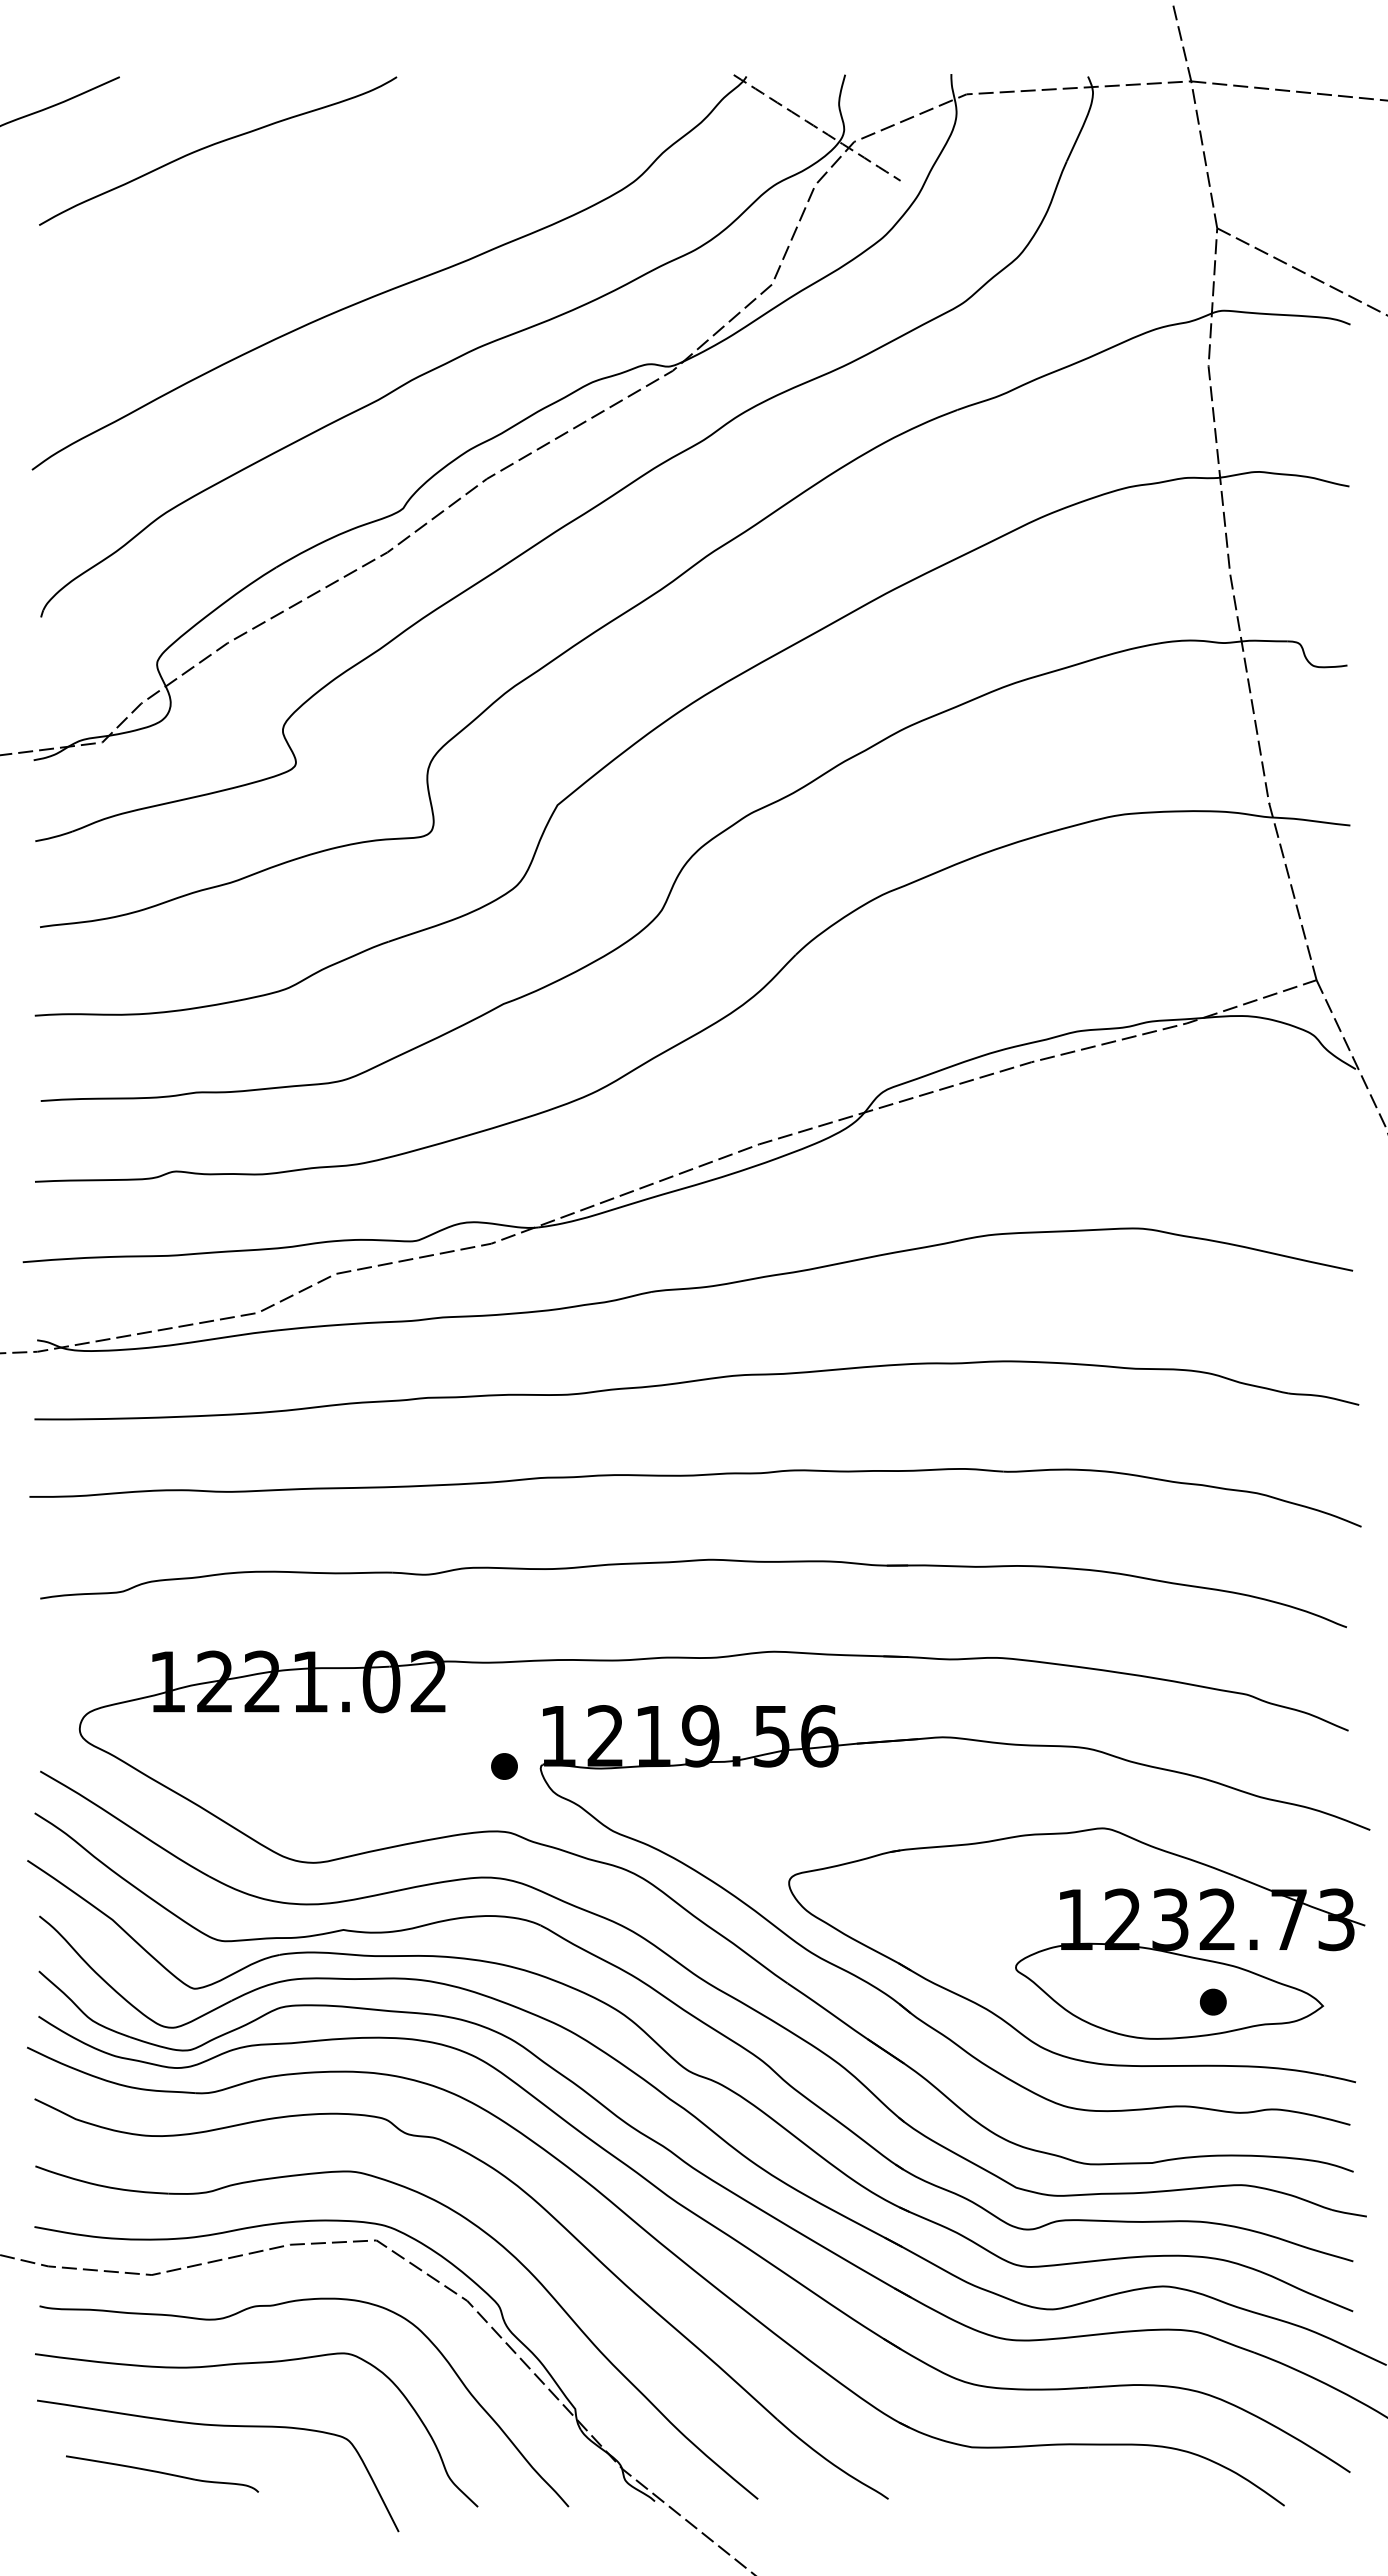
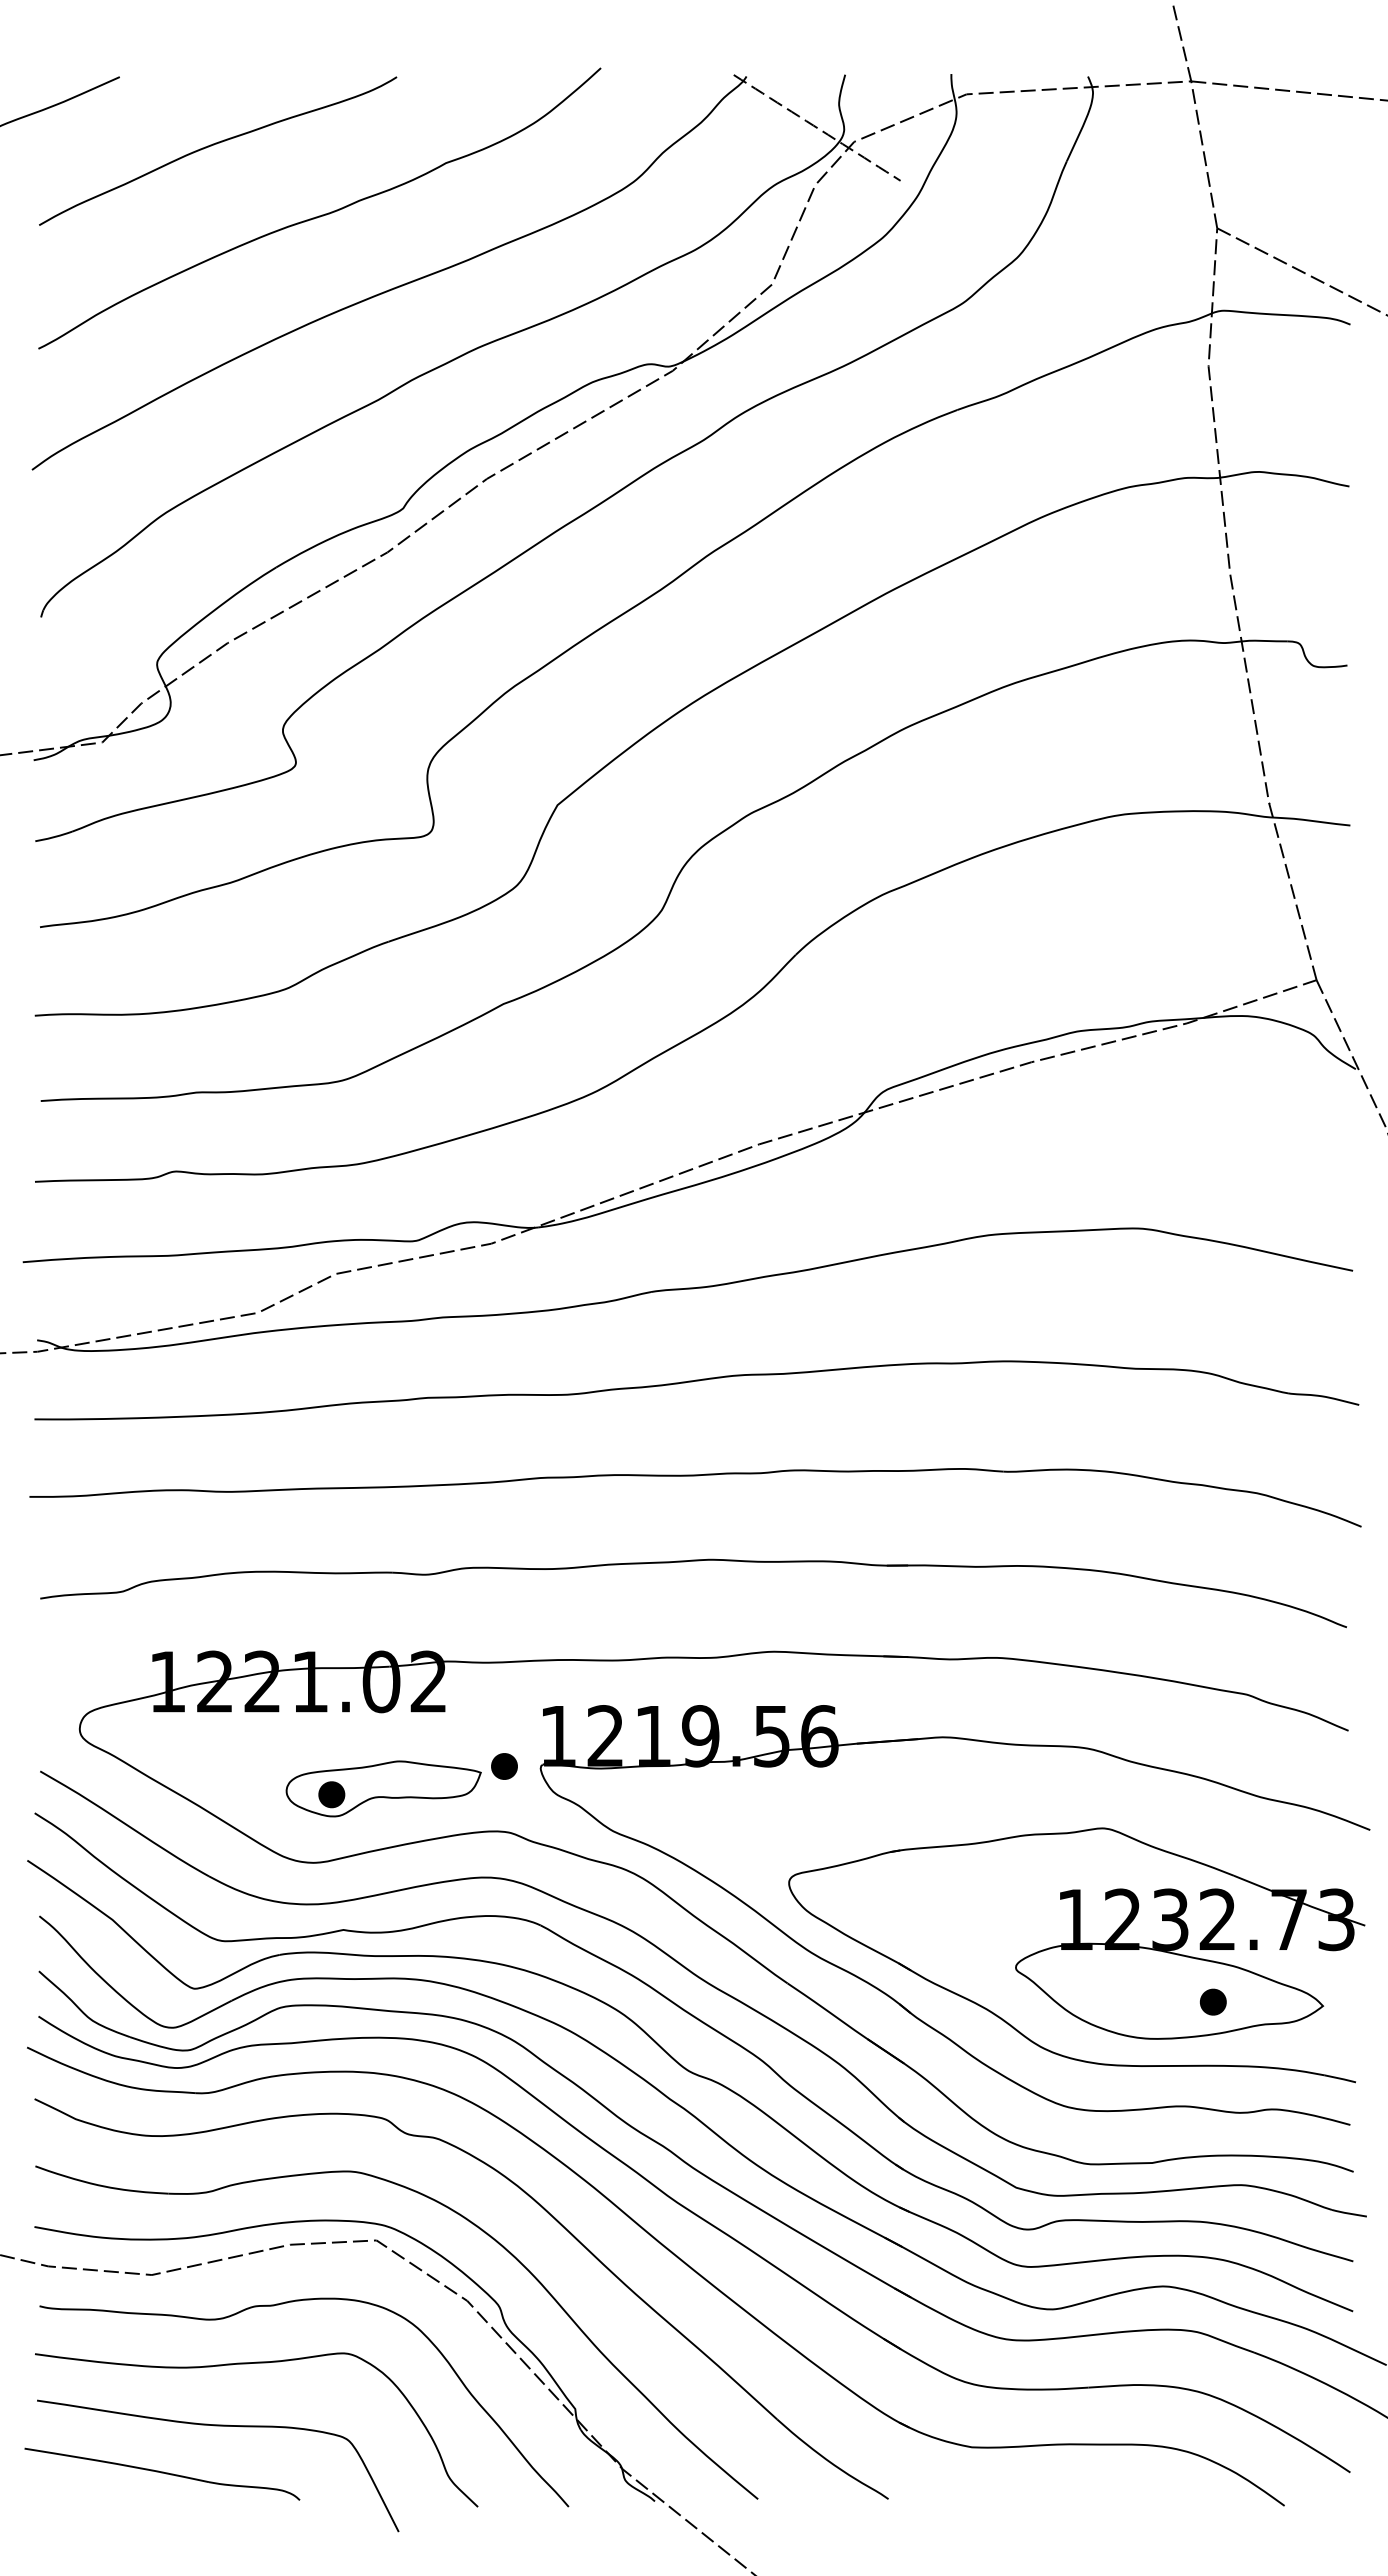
curve: none -> present (322, 214)
part: none -> present (383, 1788)
part size: 194x38 px -> 277x54 px (162, 2473)
